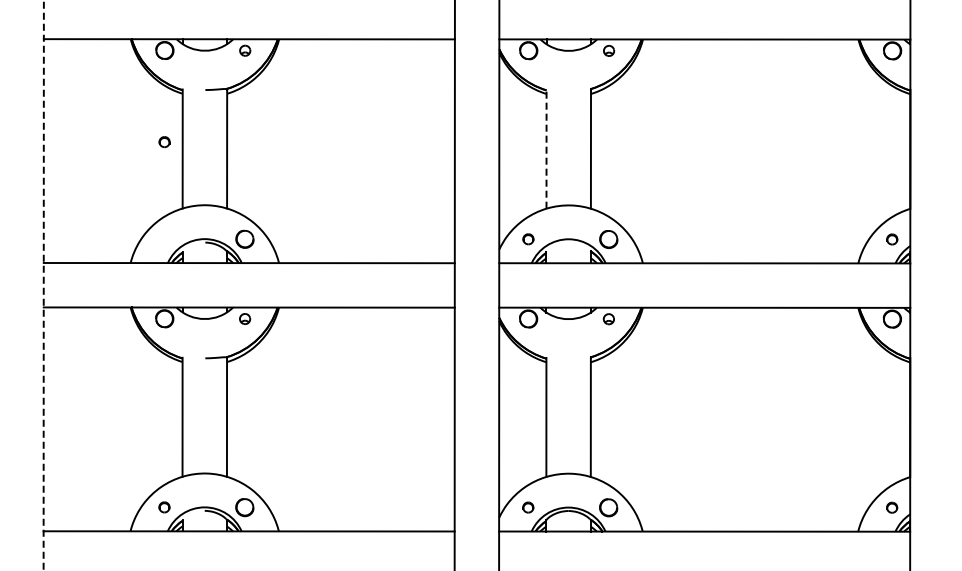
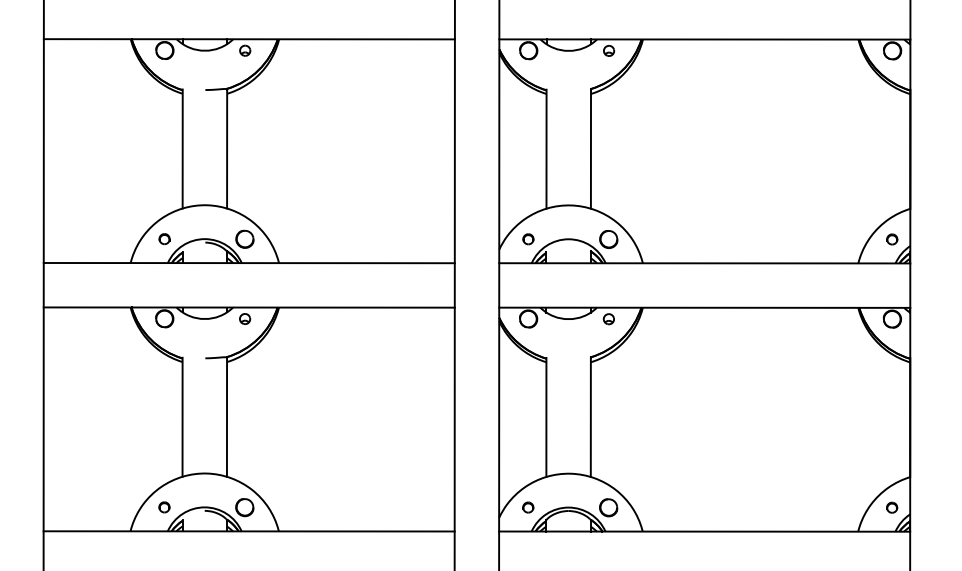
part position: (164, 142) -> (164, 239) (164, 239)
line: dashed -> solid (546, 148)
line: dashed -> solid (43, 285)
